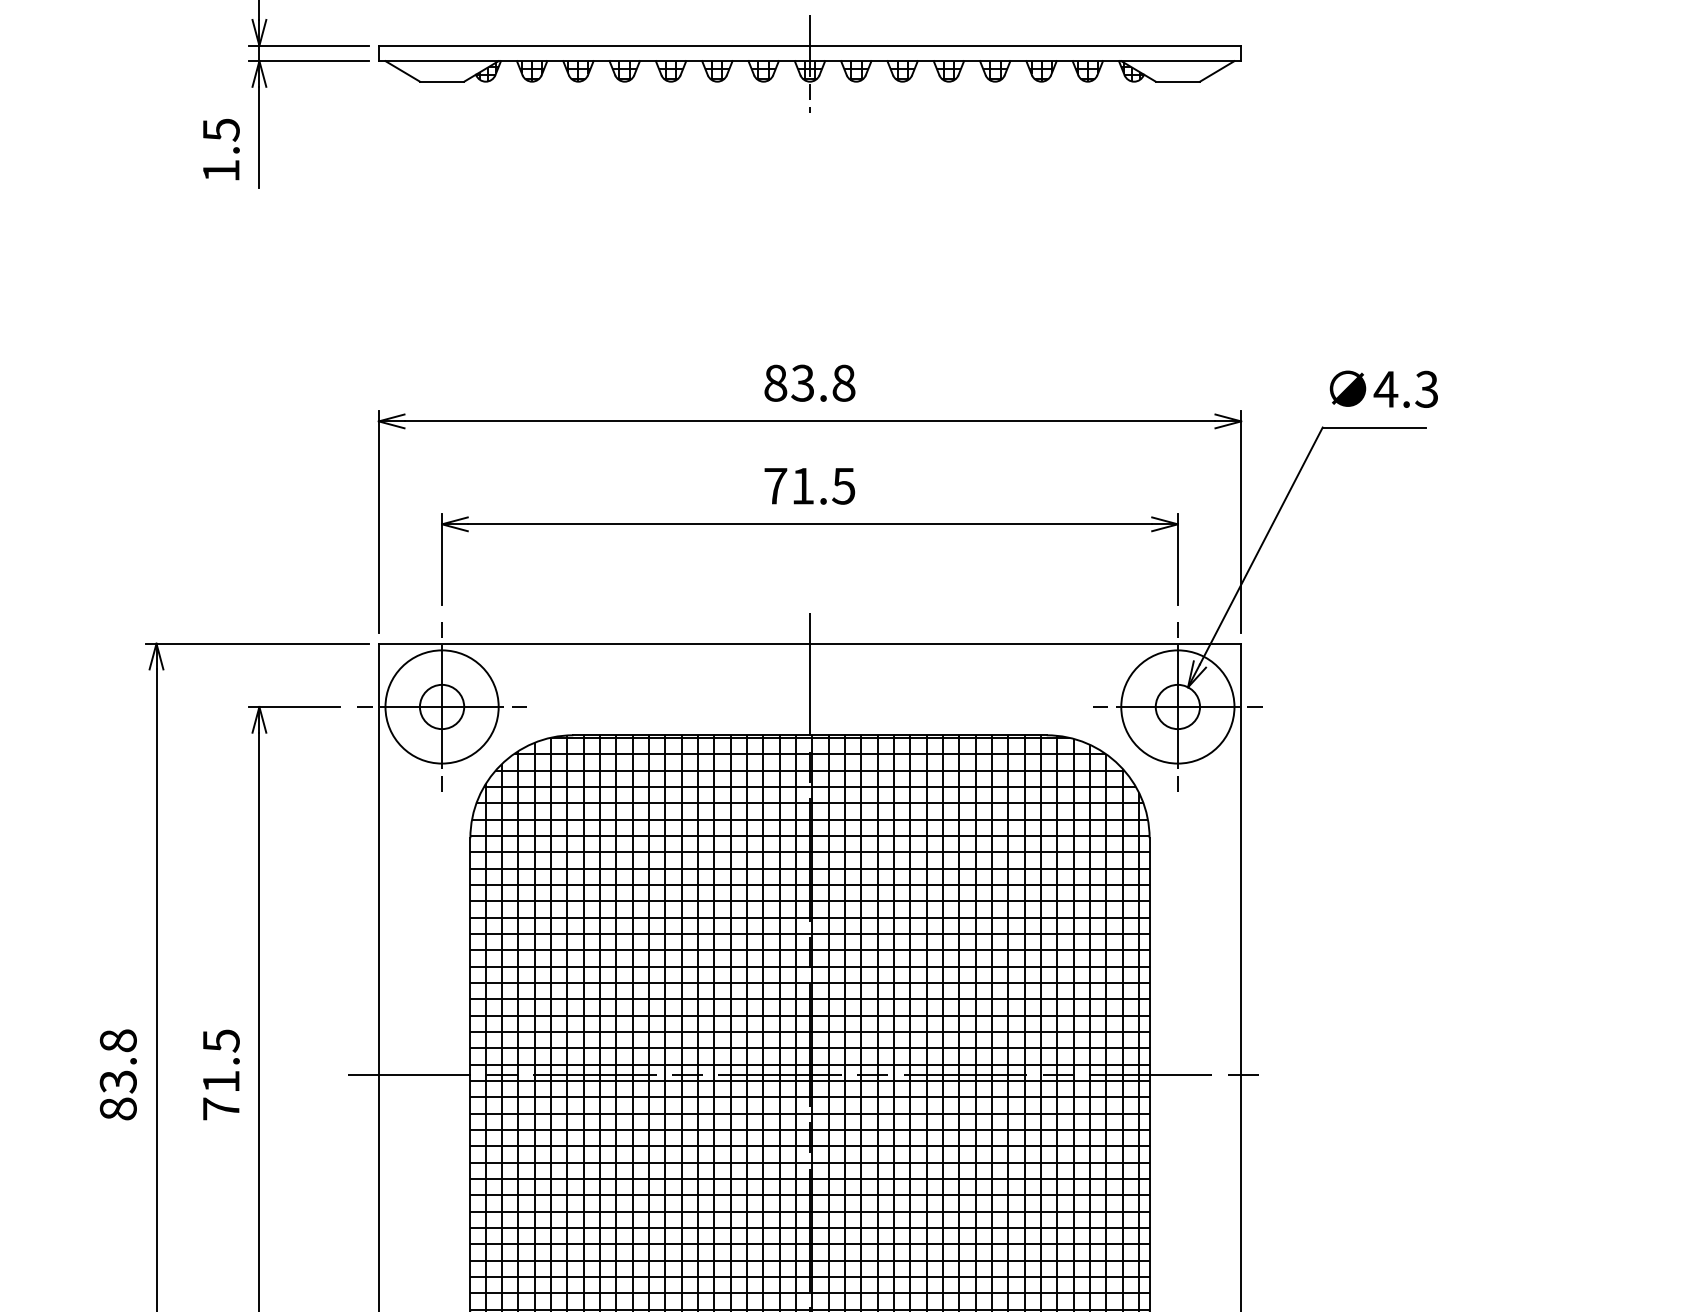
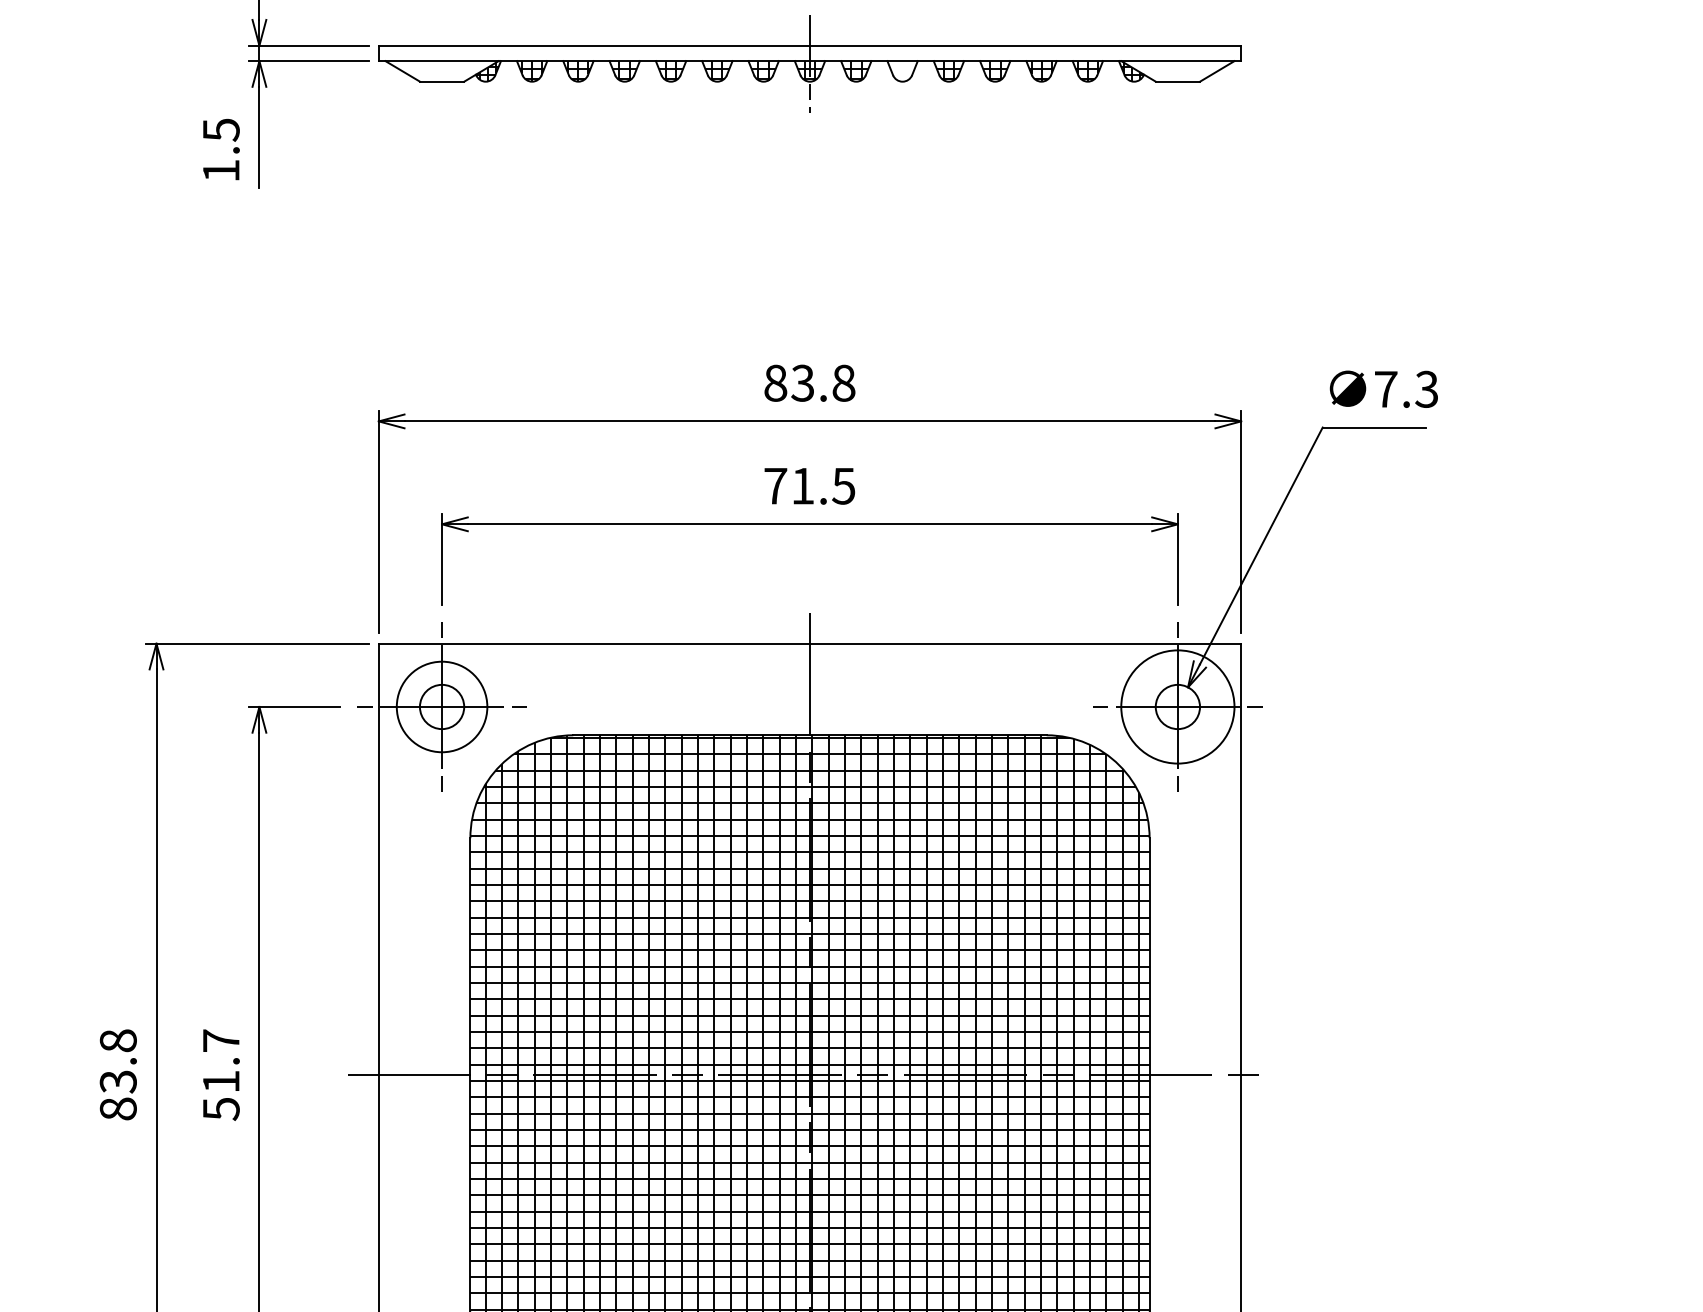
hatch: present -> none (900, 70)
text: 4.3 -> 7.3 (1385, 389)
circle diameter: 113 px -> 91 px (441, 706)
text: 71.5 -> 51.7 (221, 1074)
